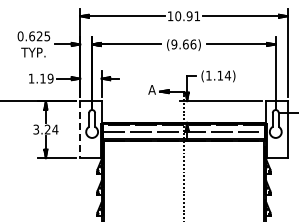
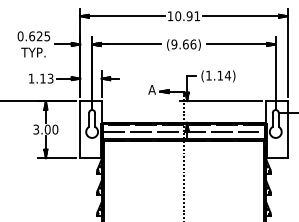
text: 1.19 -> 1.13 (50, 78)
text: 3.24 -> 3.00 (51, 129)
line: dashed -> solid (80, 129)
